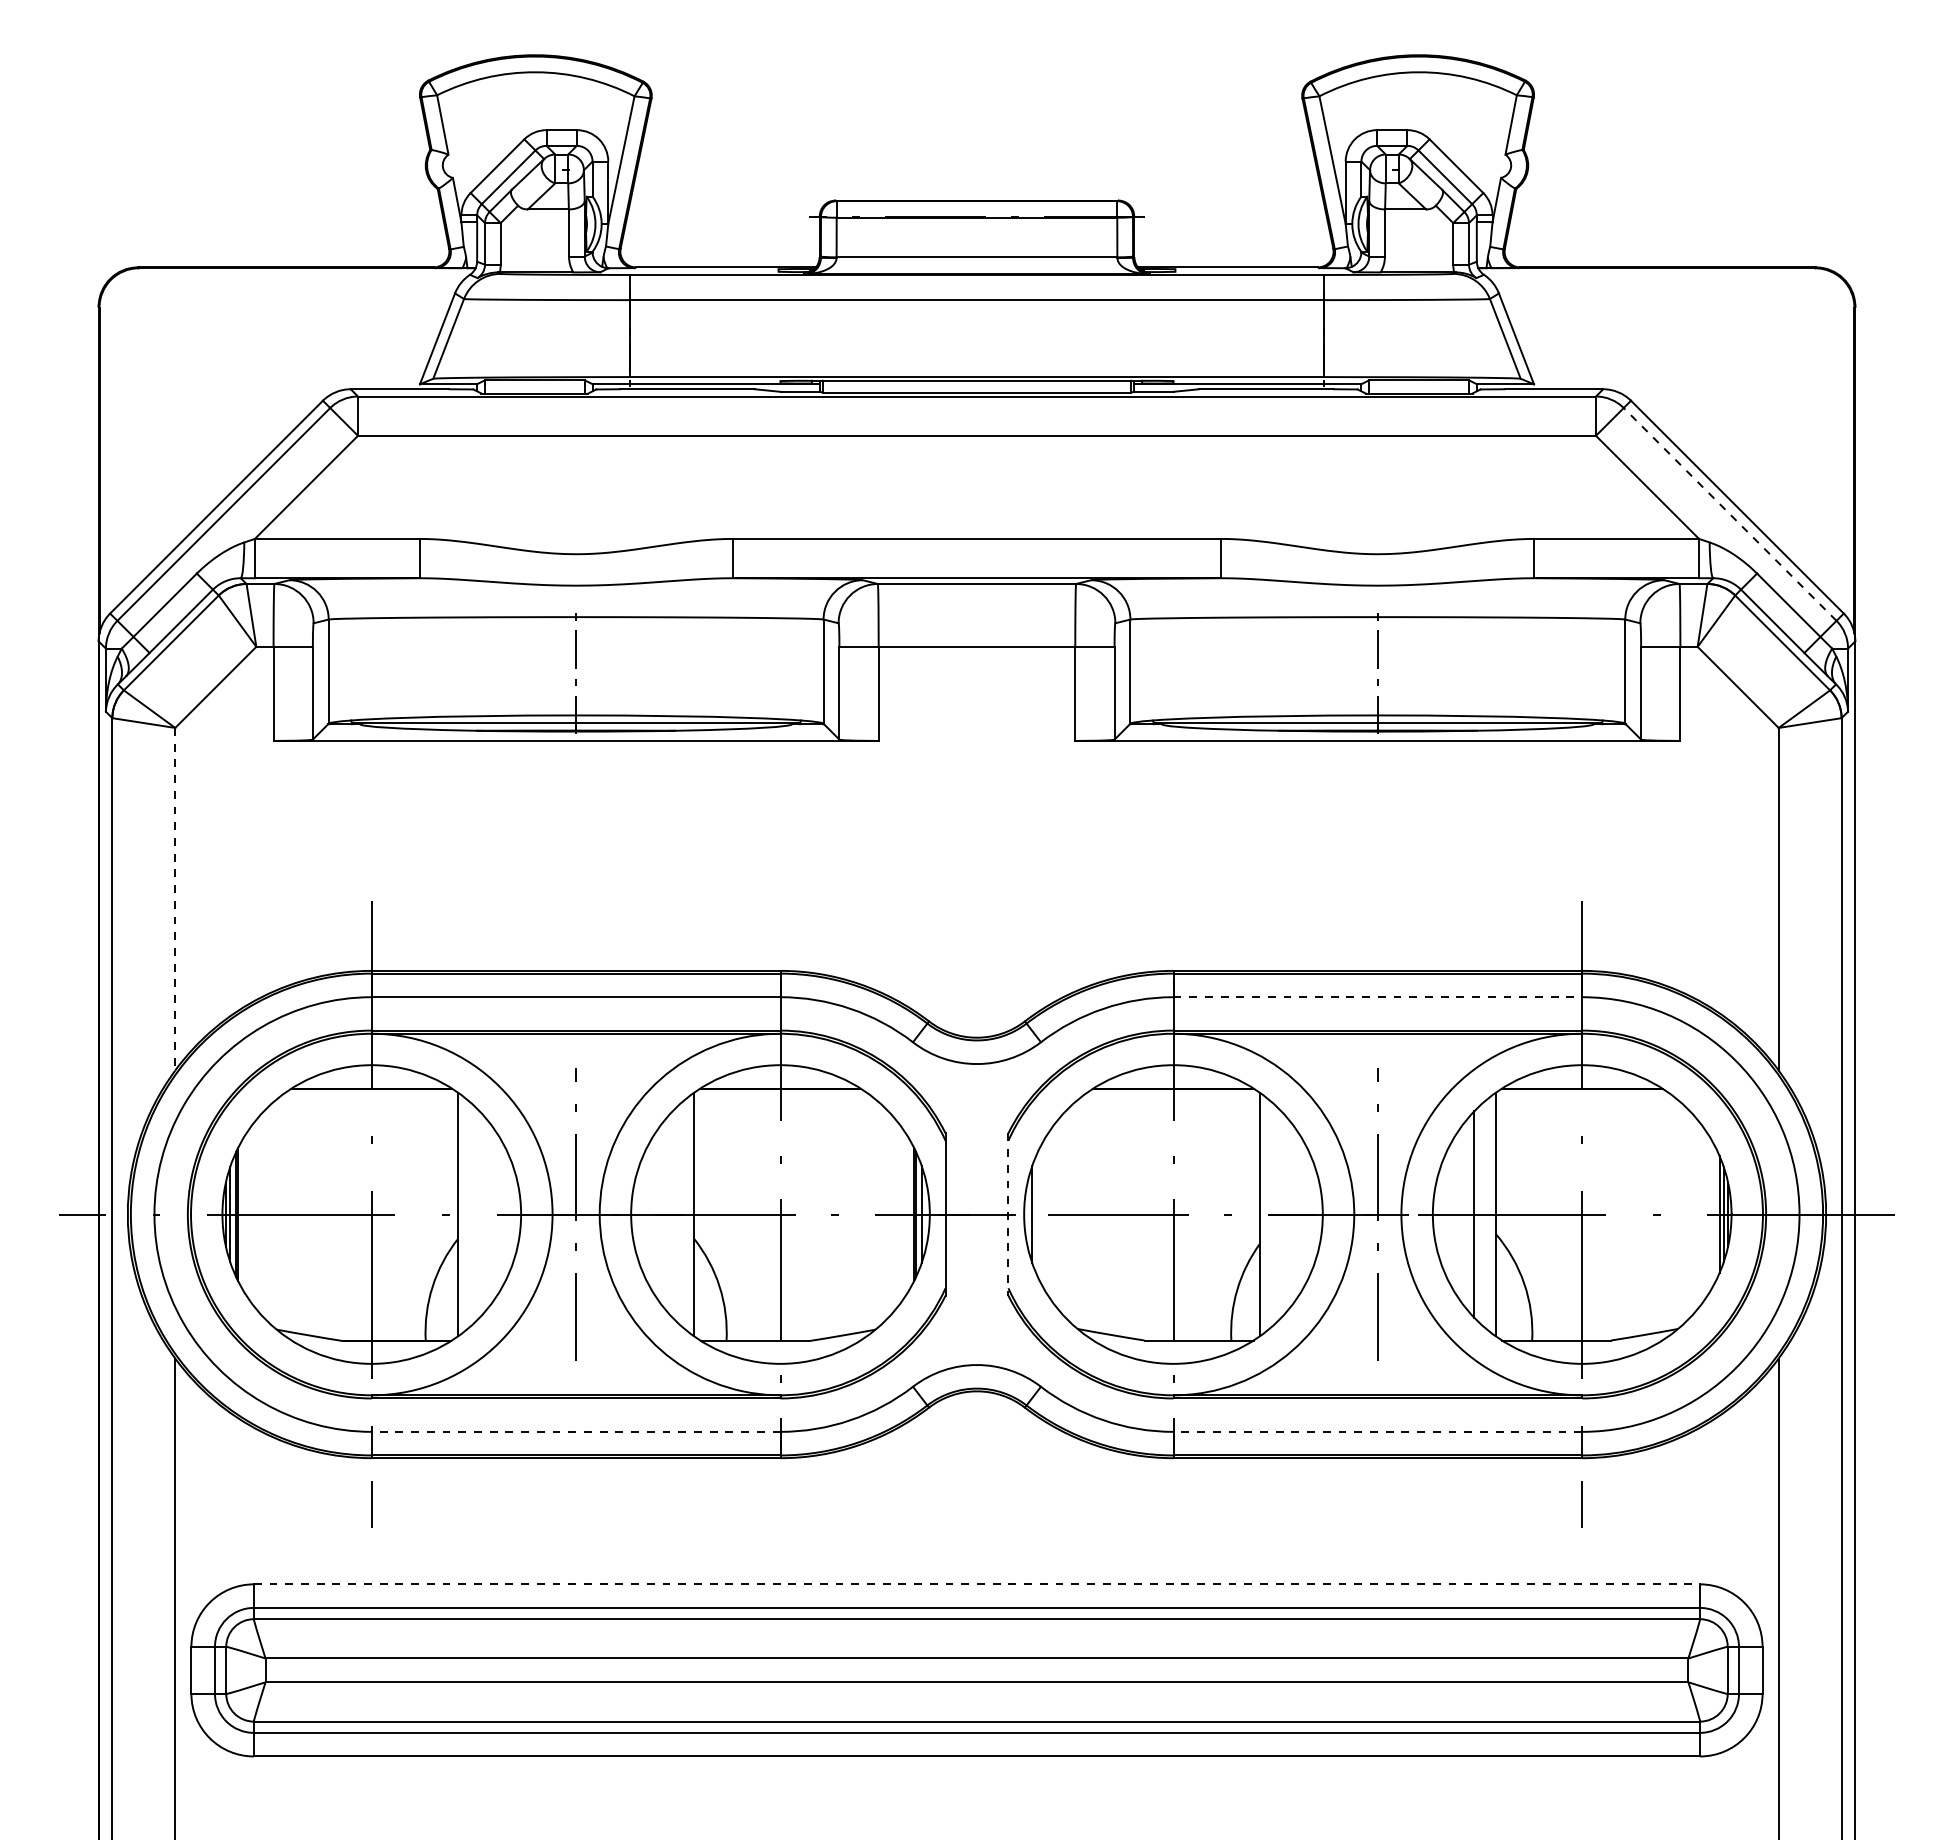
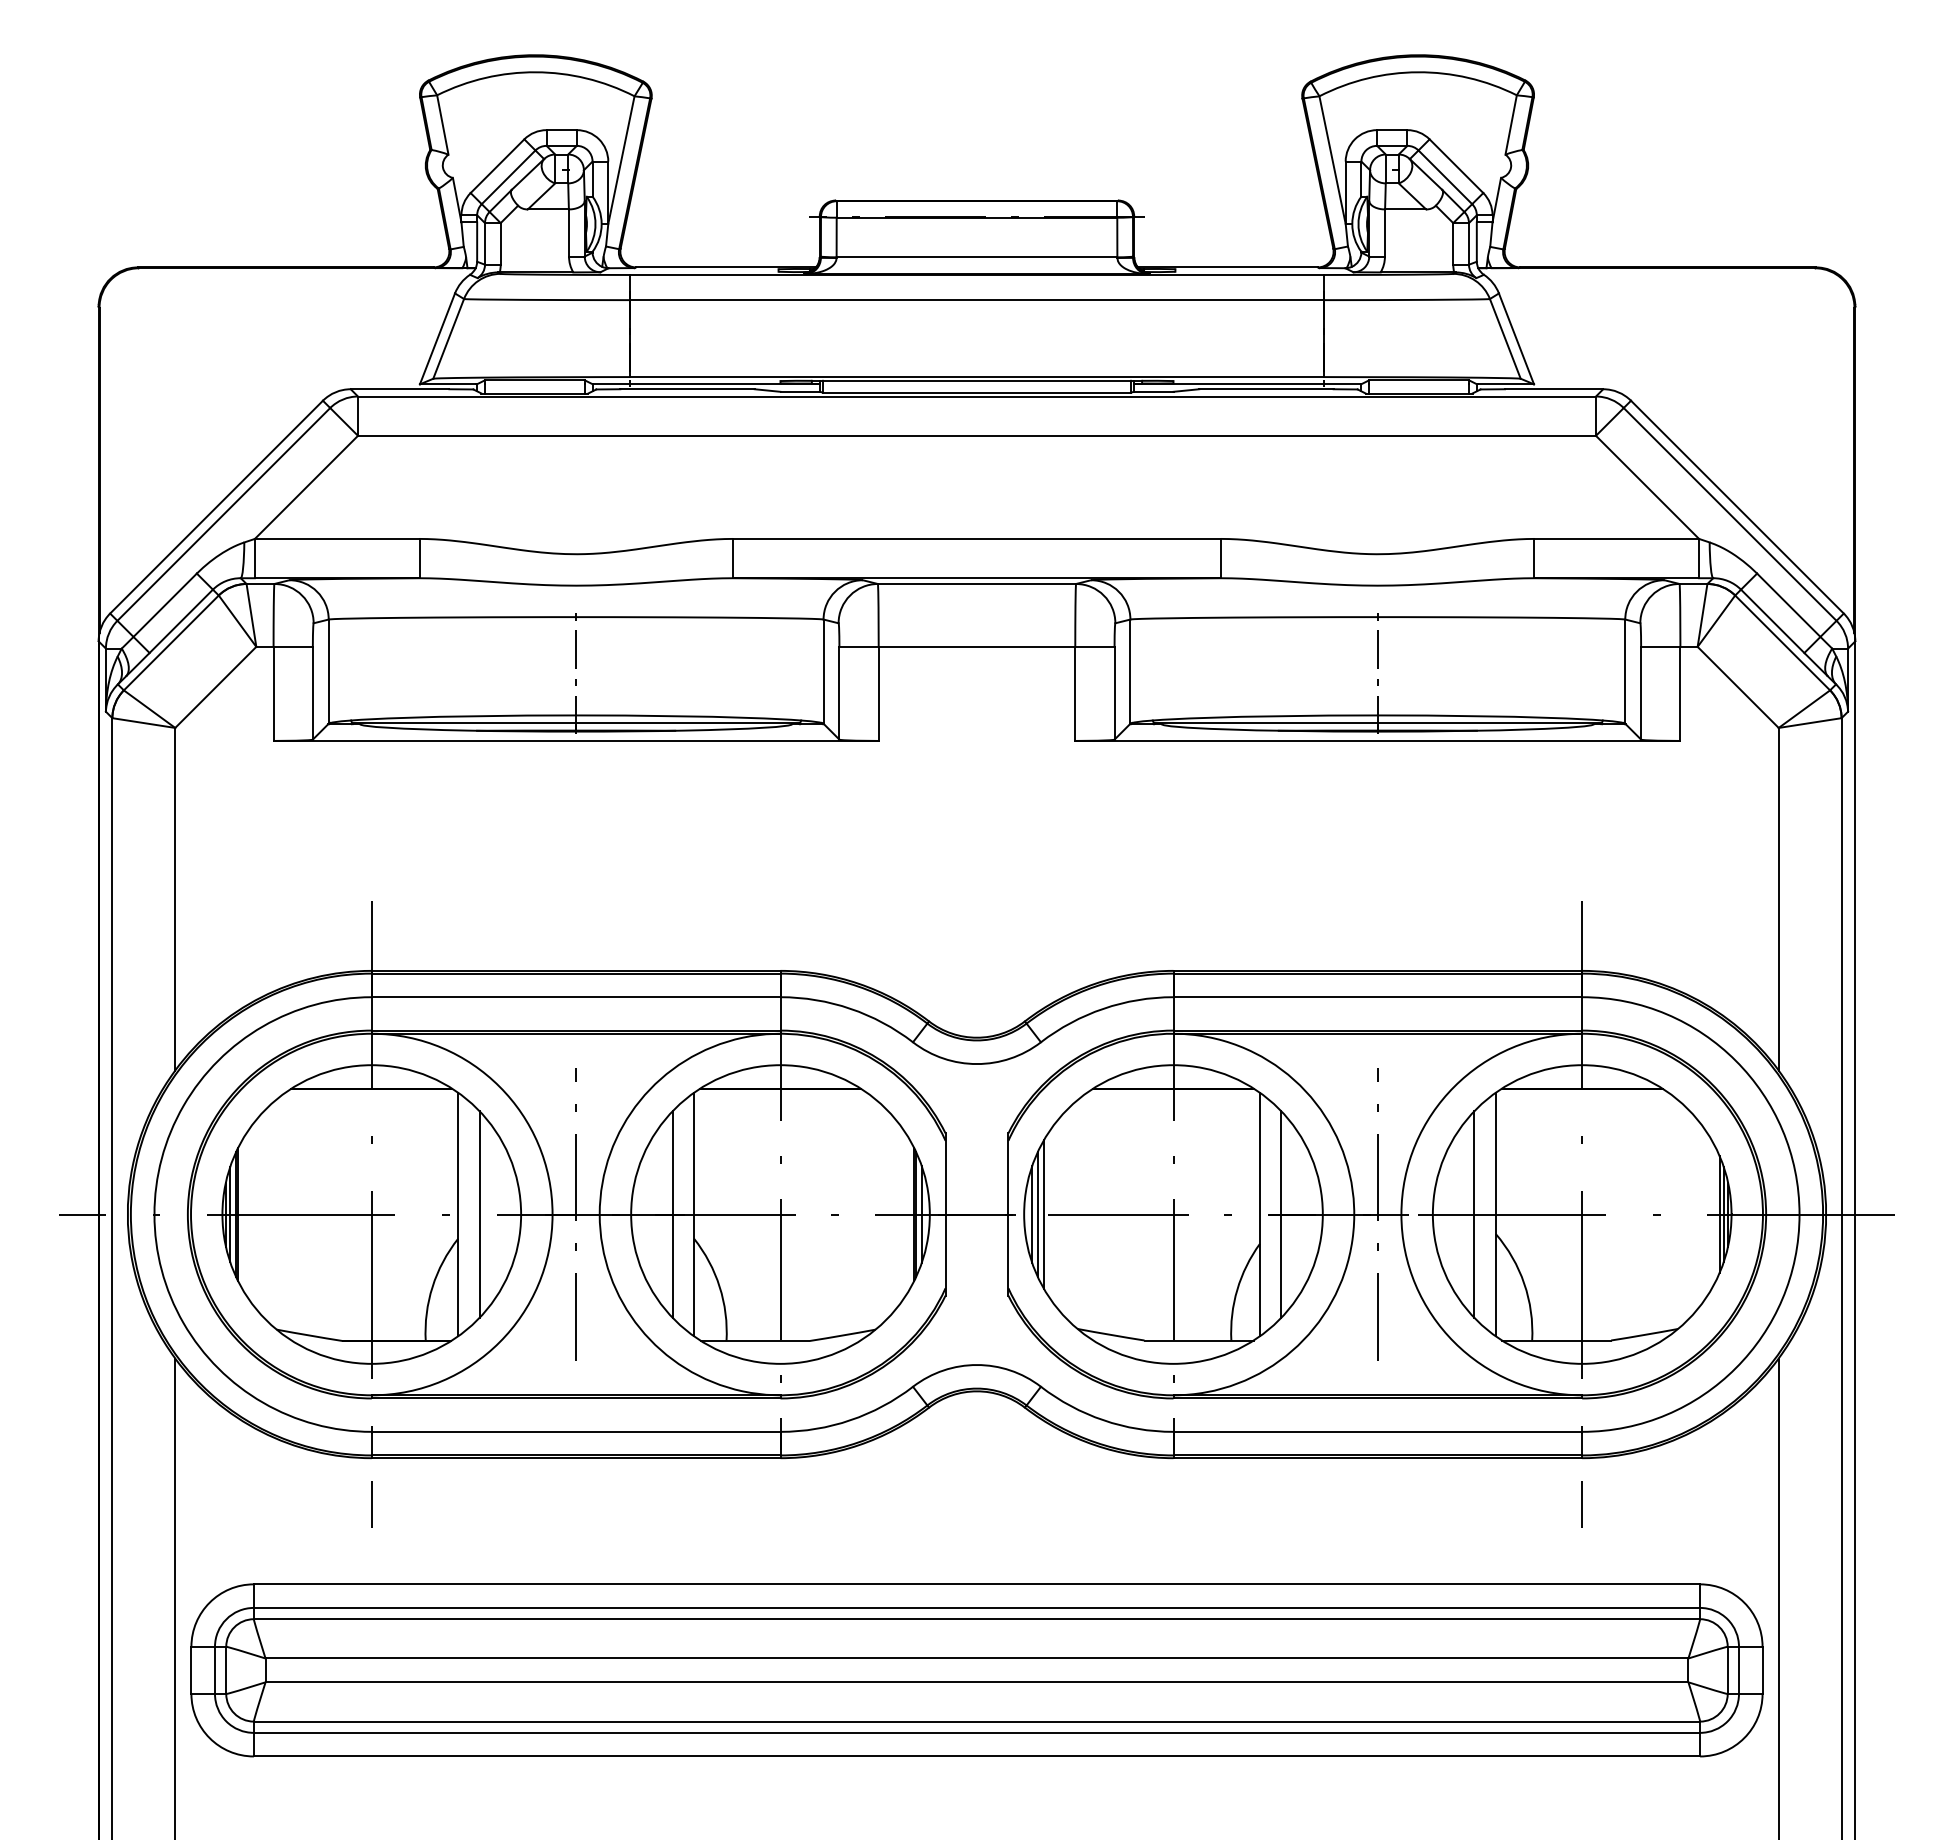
line: dashed -> solid (1729, 514)
line: dashed -> solid (175, 899)
line: dashed -> solid (1378, 997)
line: none -> present (479, 1214)
line: none -> present (672, 1214)
line: none -> present (1038, 1214)
line: none -> present (1043, 1214)
line: none -> present (1281, 1214)
line: dashed -> solid (1008, 1215)
line: dashed -> solid (575, 1431)
line: dashed -> solid (1377, 1431)
line: dashed -> solid (977, 1584)
